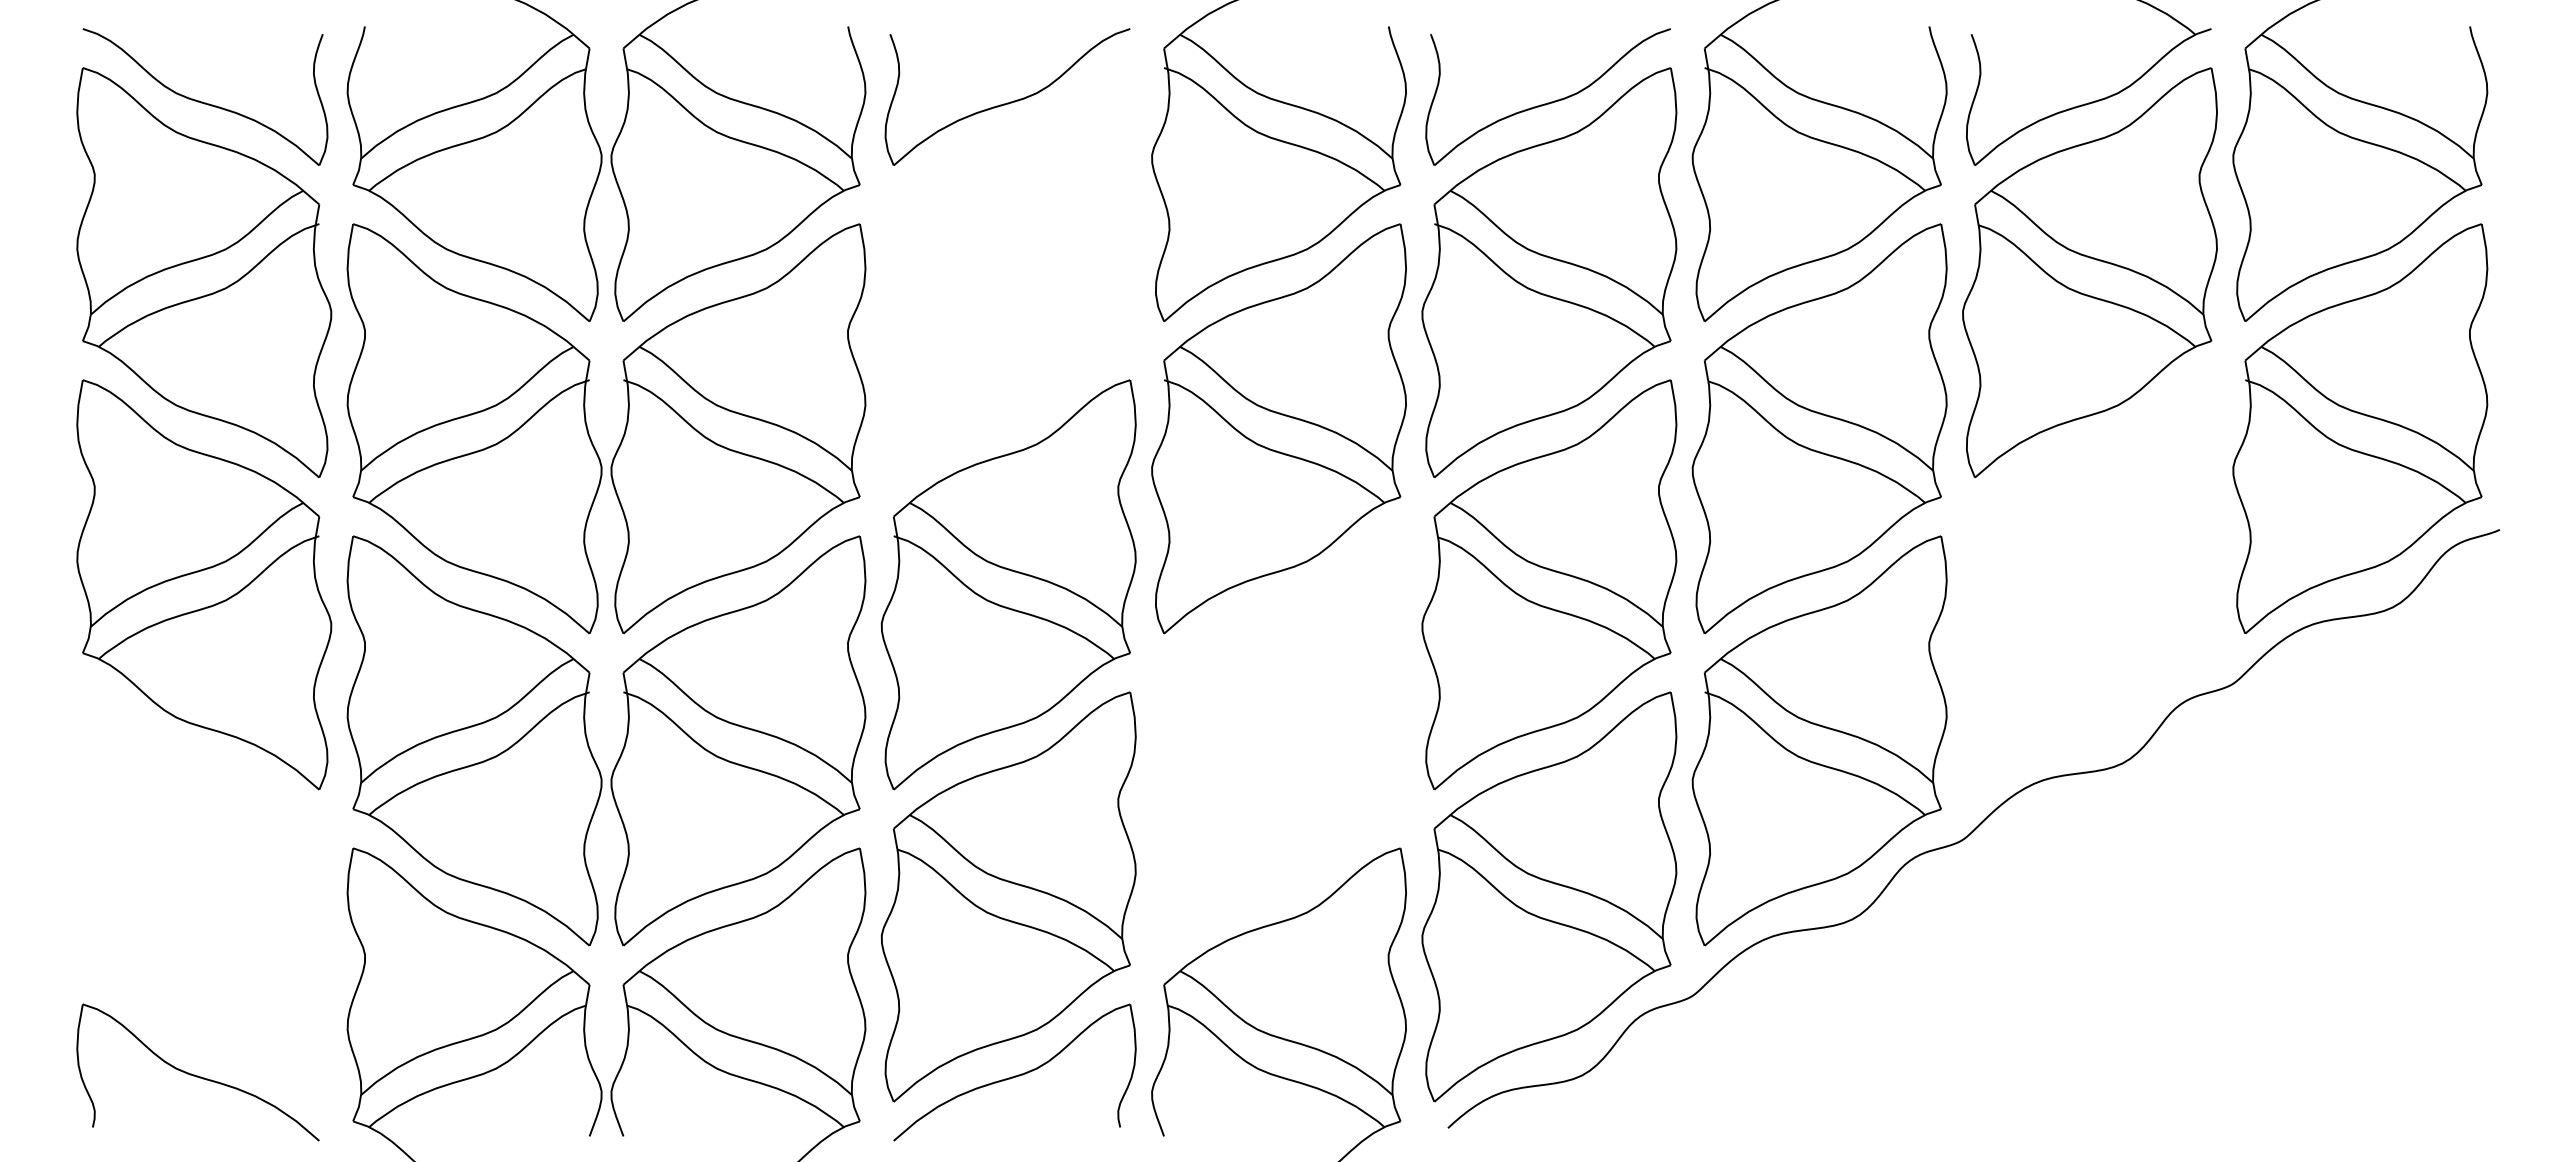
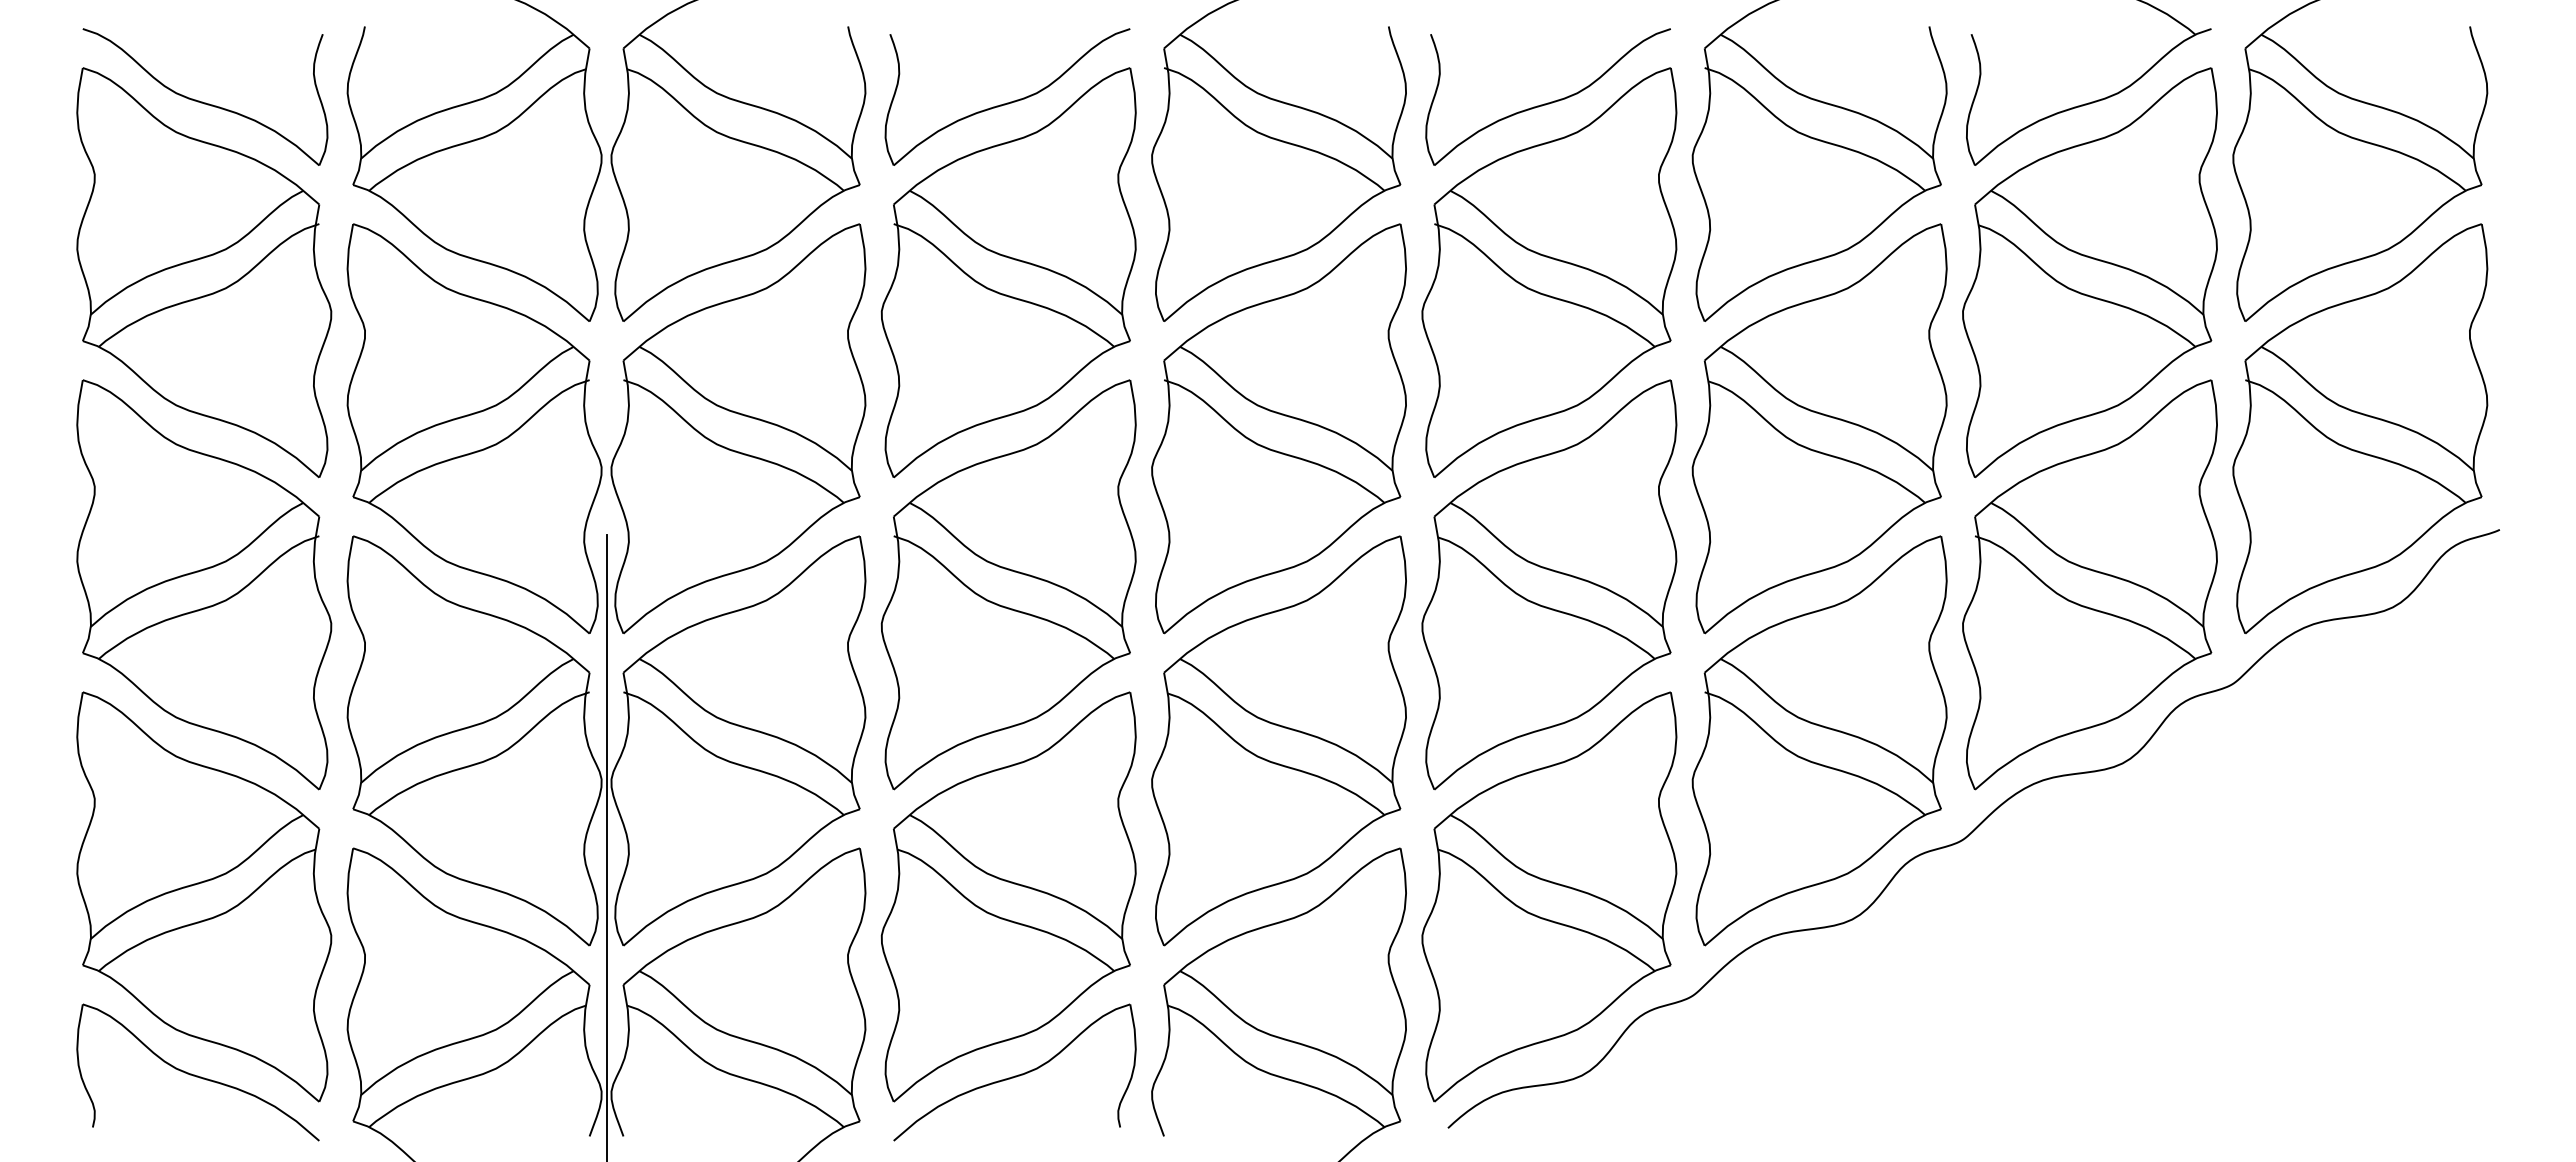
part: none -> present (1008, 272)
part: none -> present (2089, 584)
part: none -> present (1278, 740)
line: none -> present (606, 846)
part: none -> present (204, 896)
